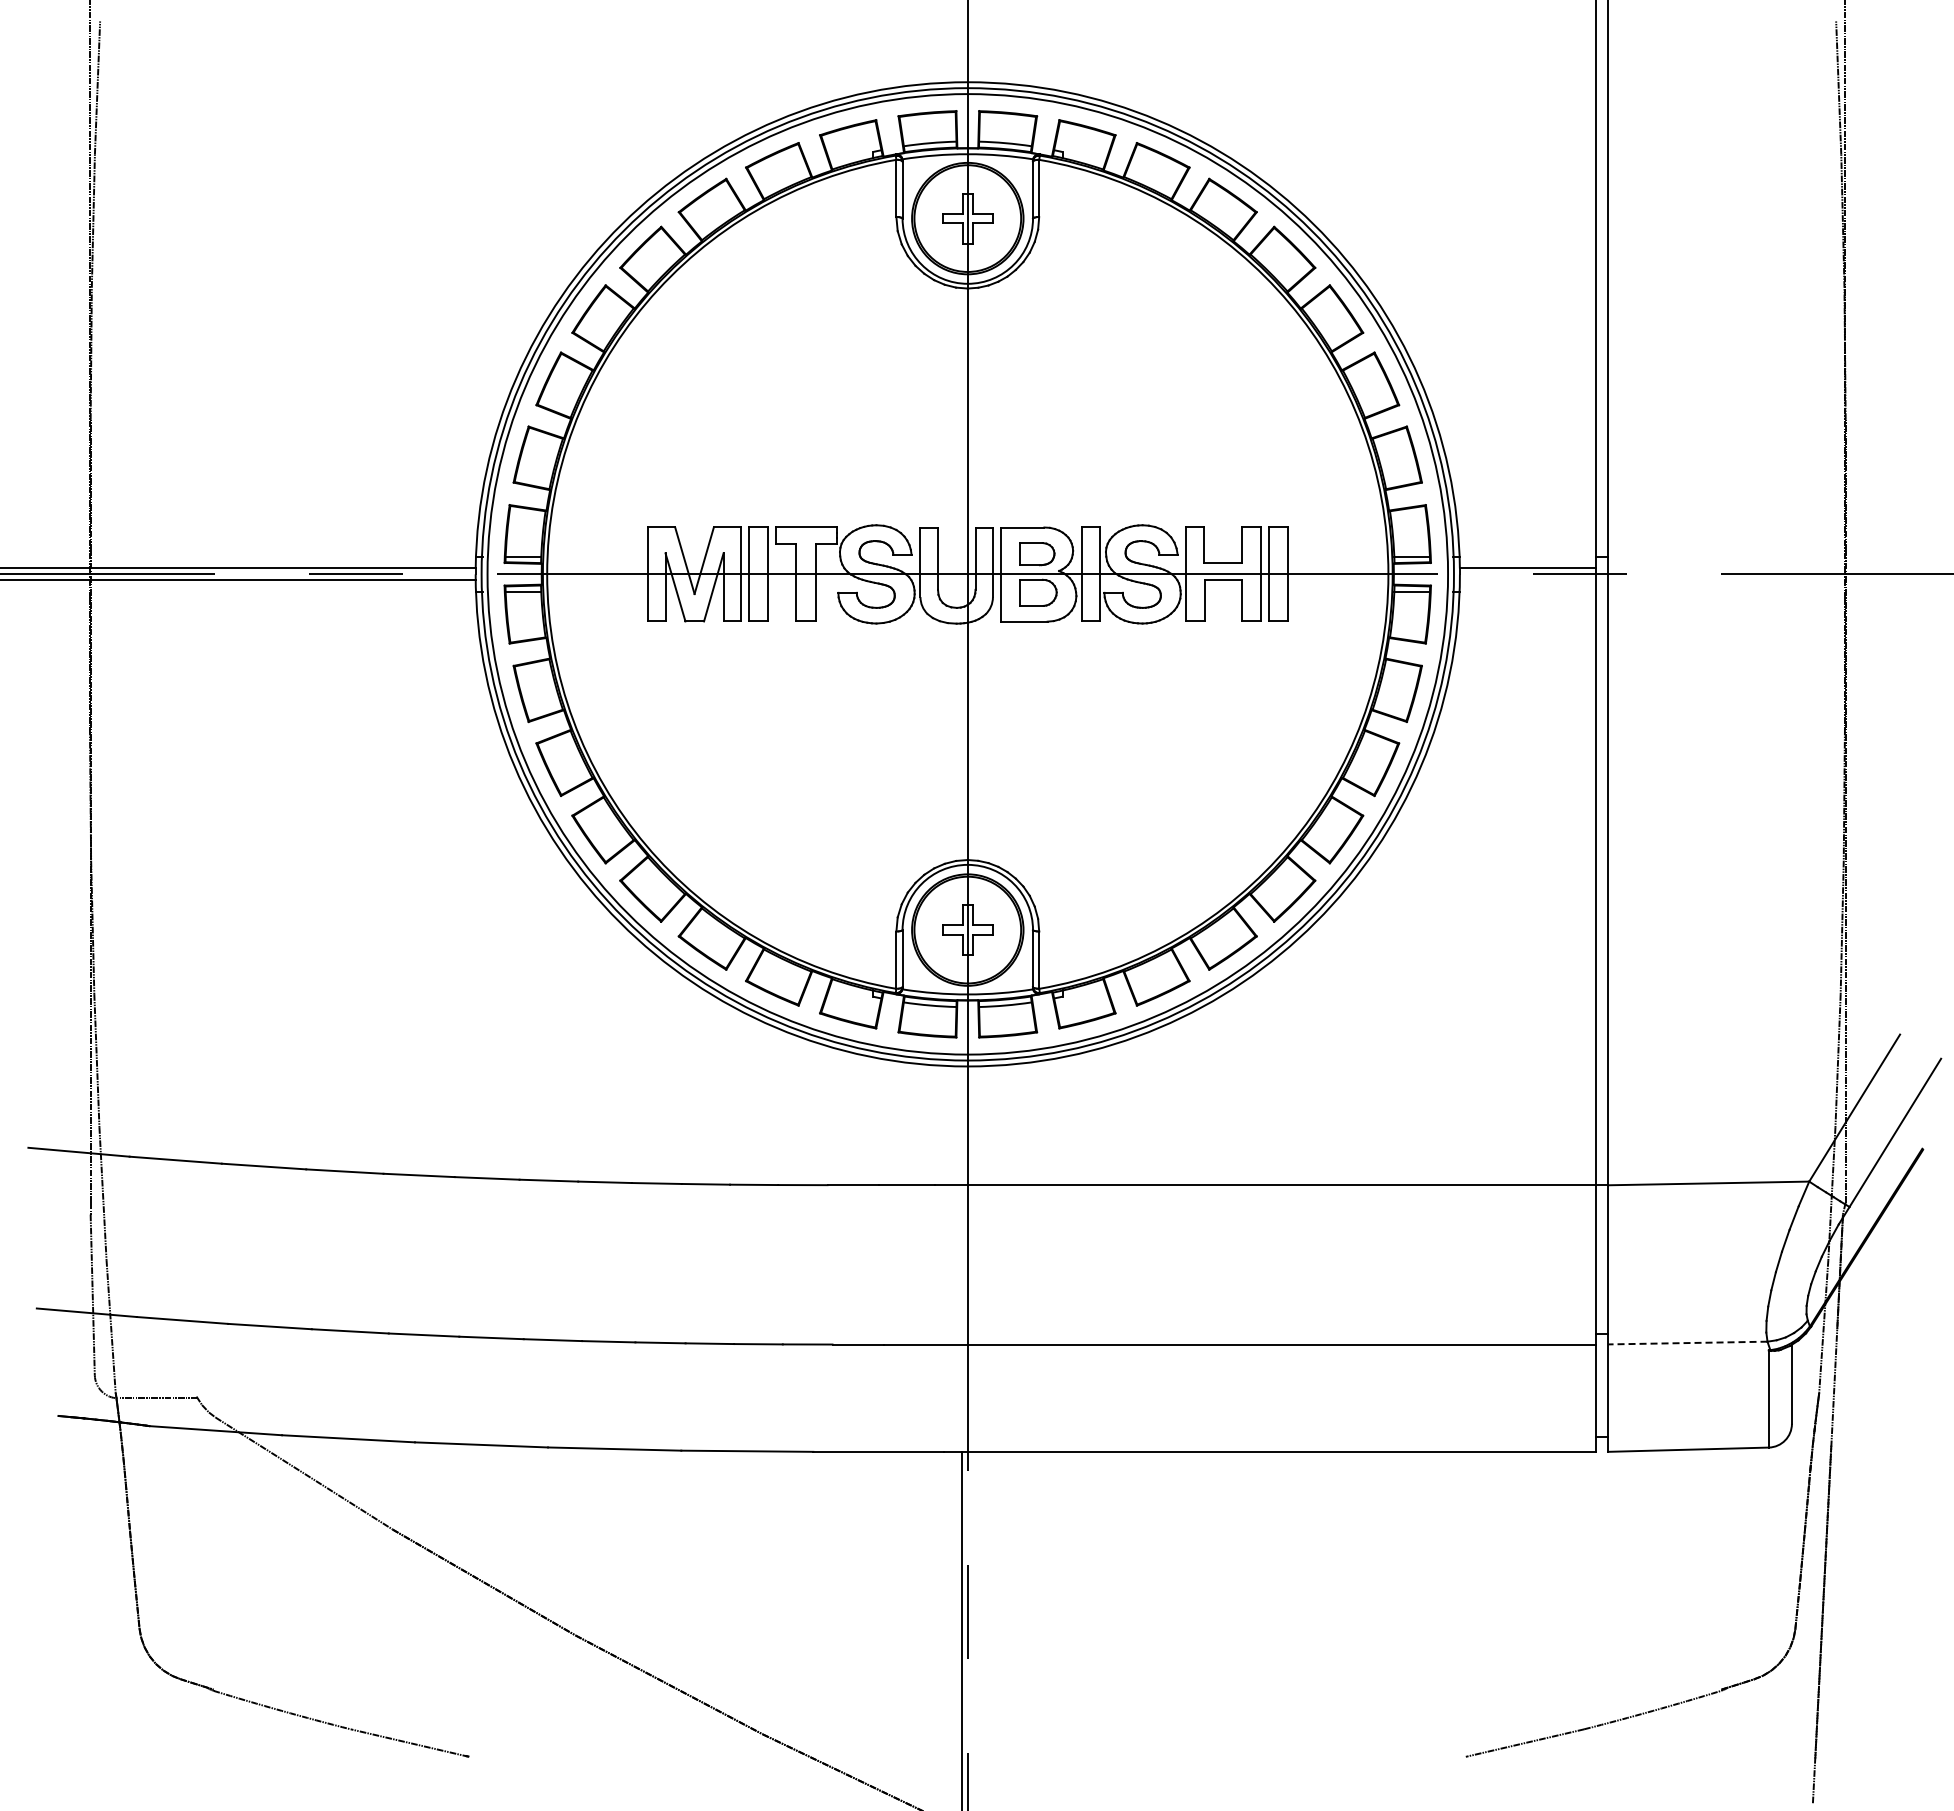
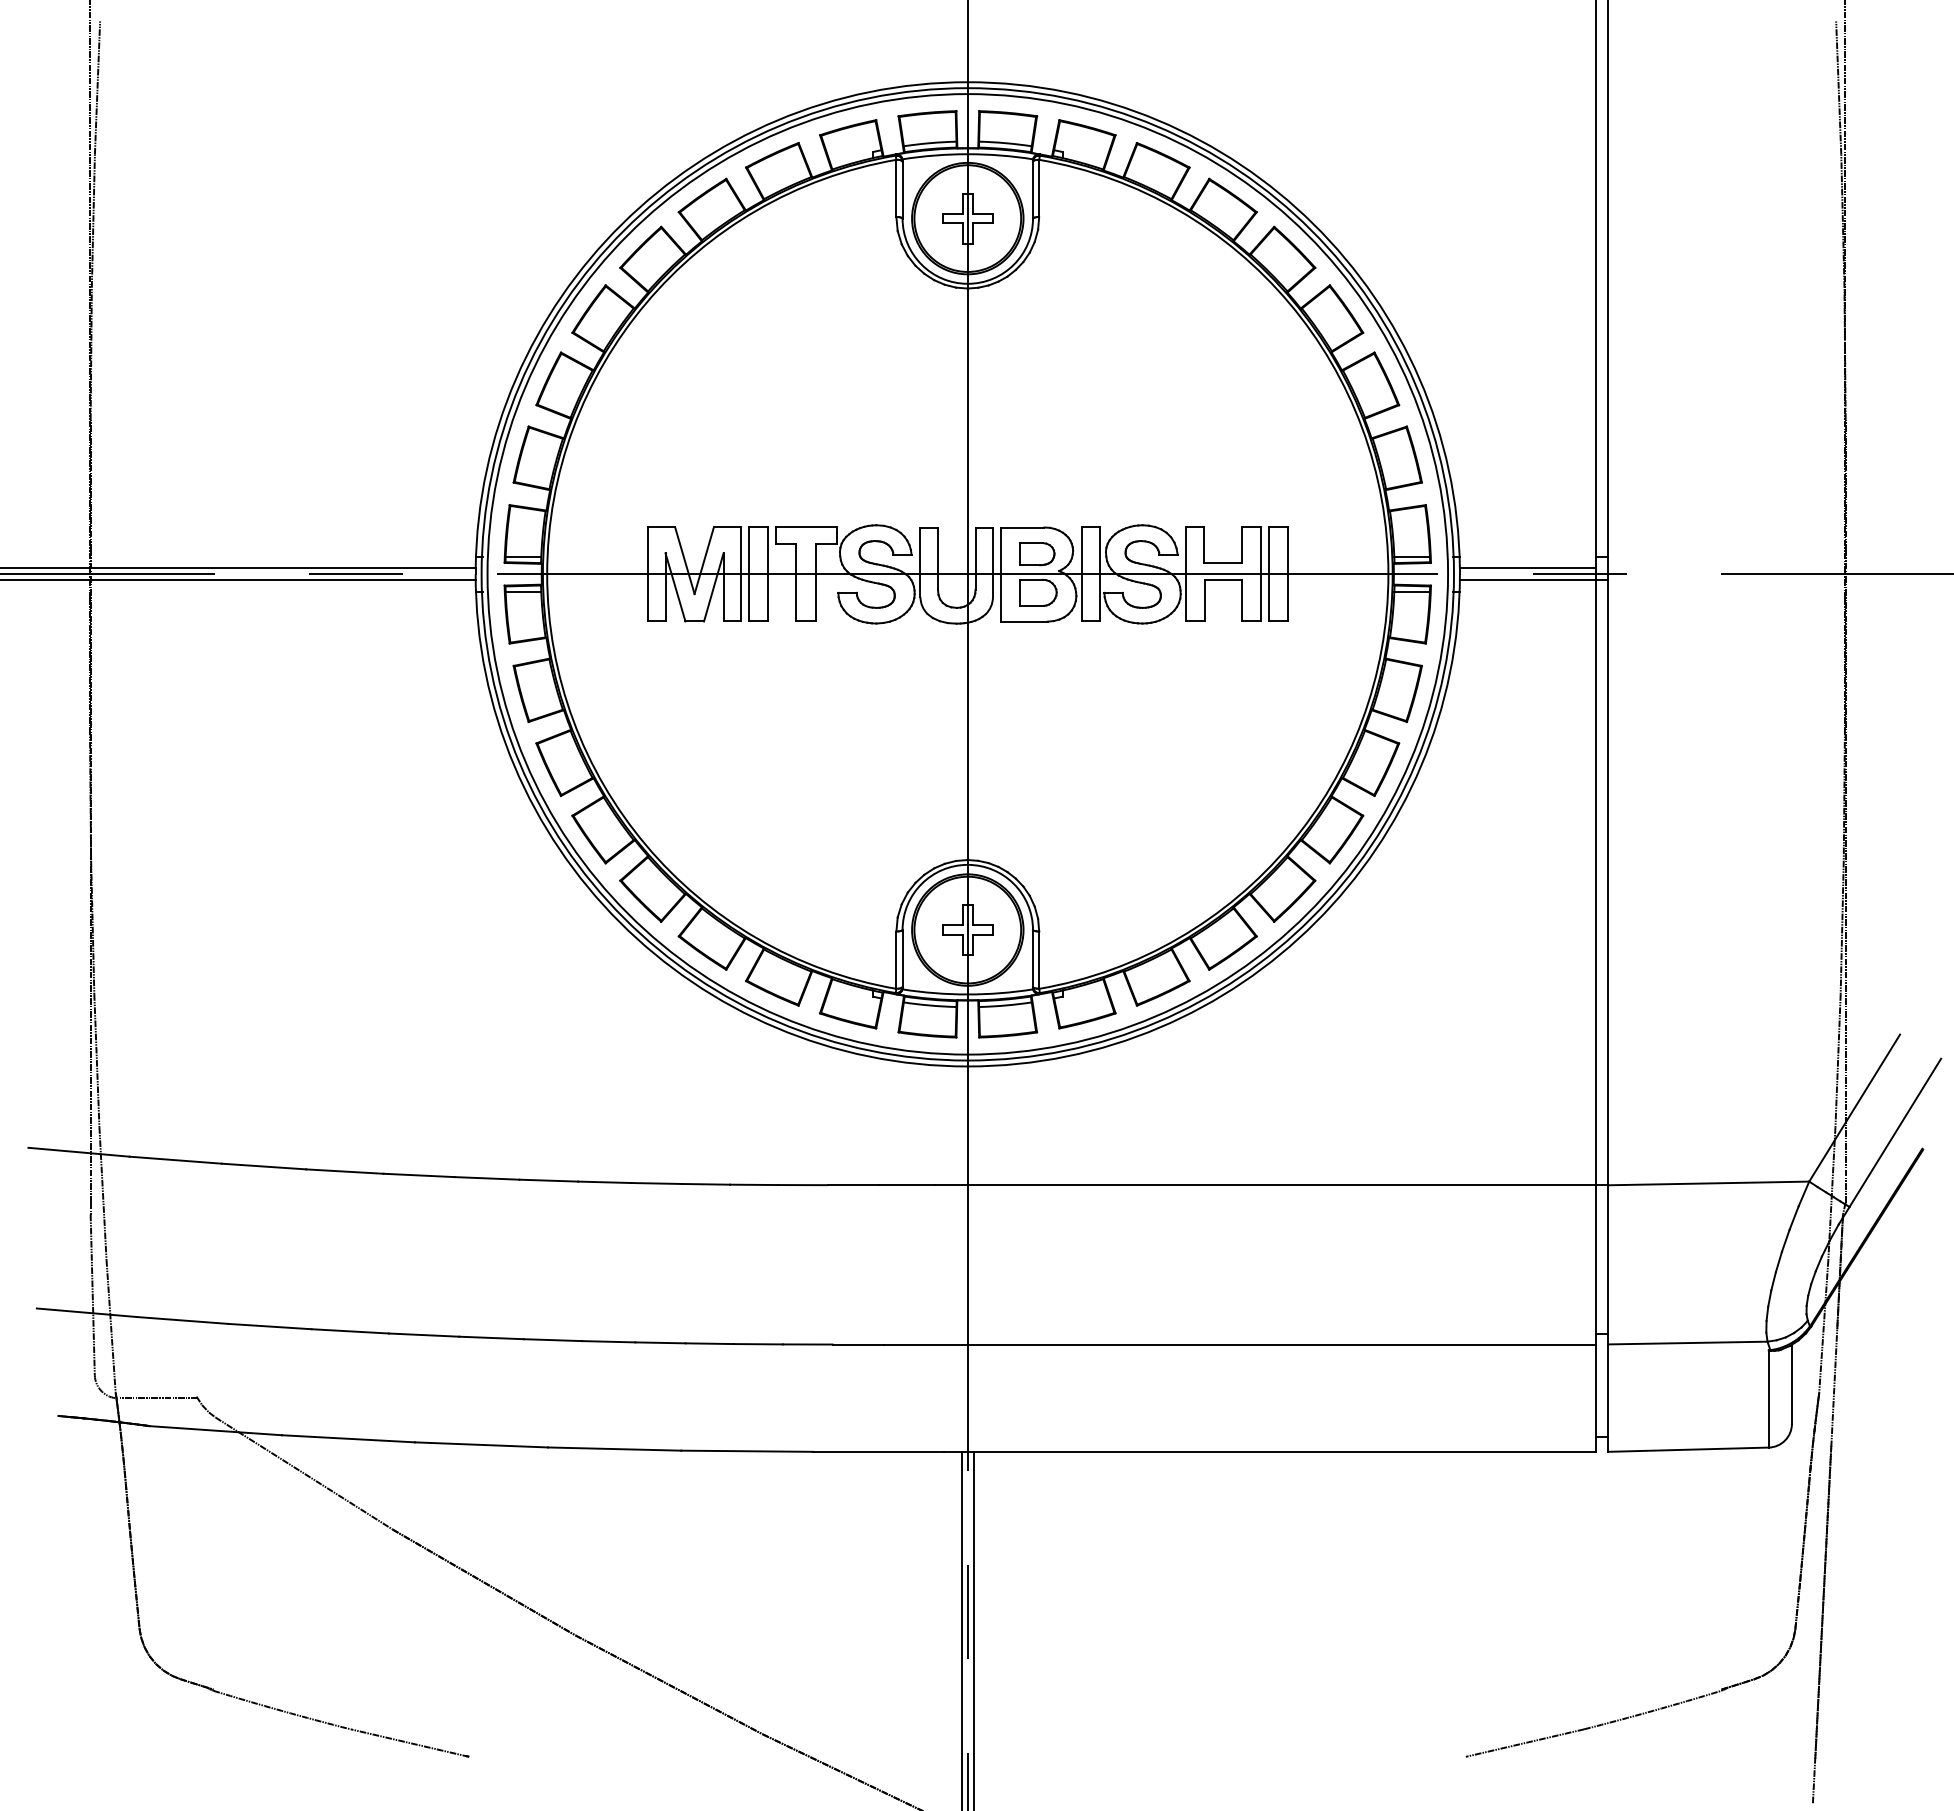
line: none -> present (1533, 580)
line: dashed -> solid (1687, 1343)
line: none -> present (973, 1629)
